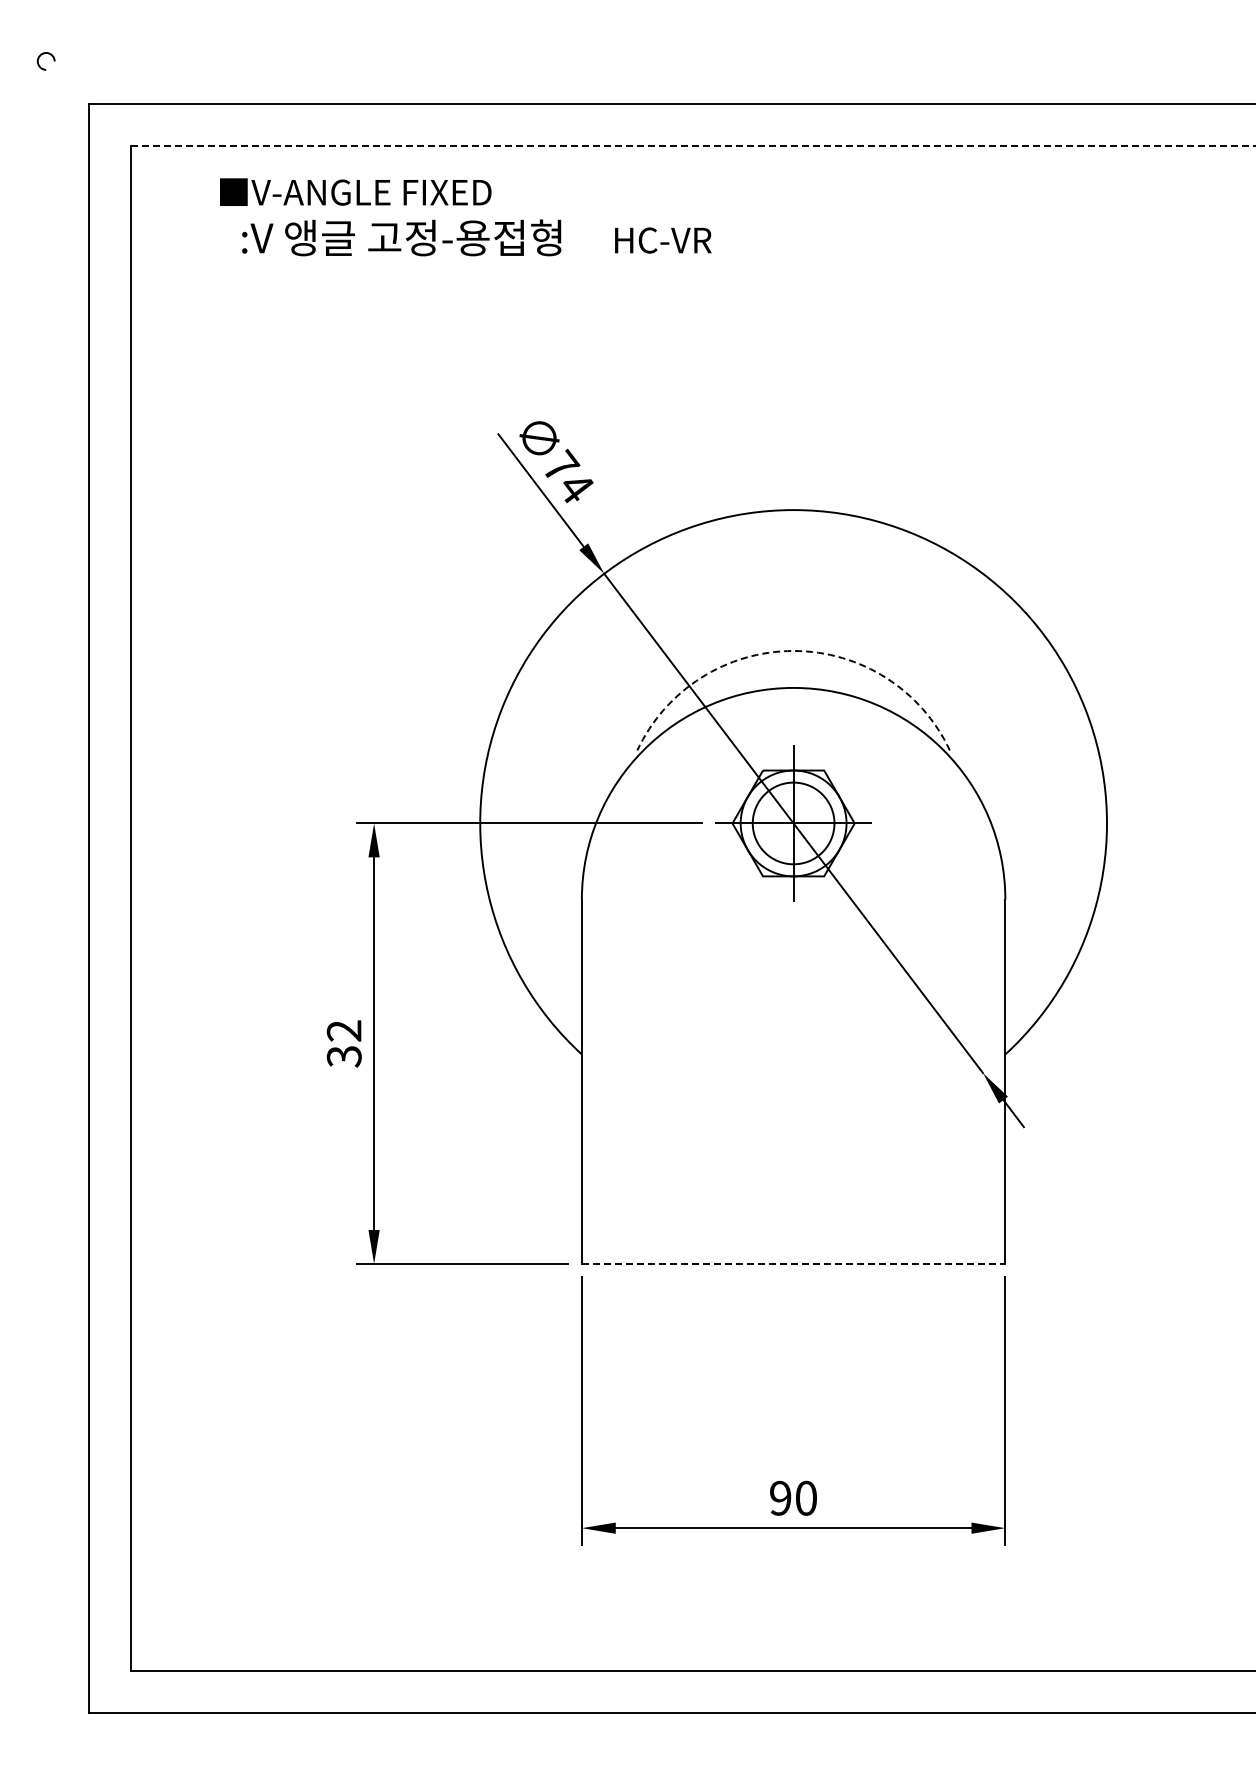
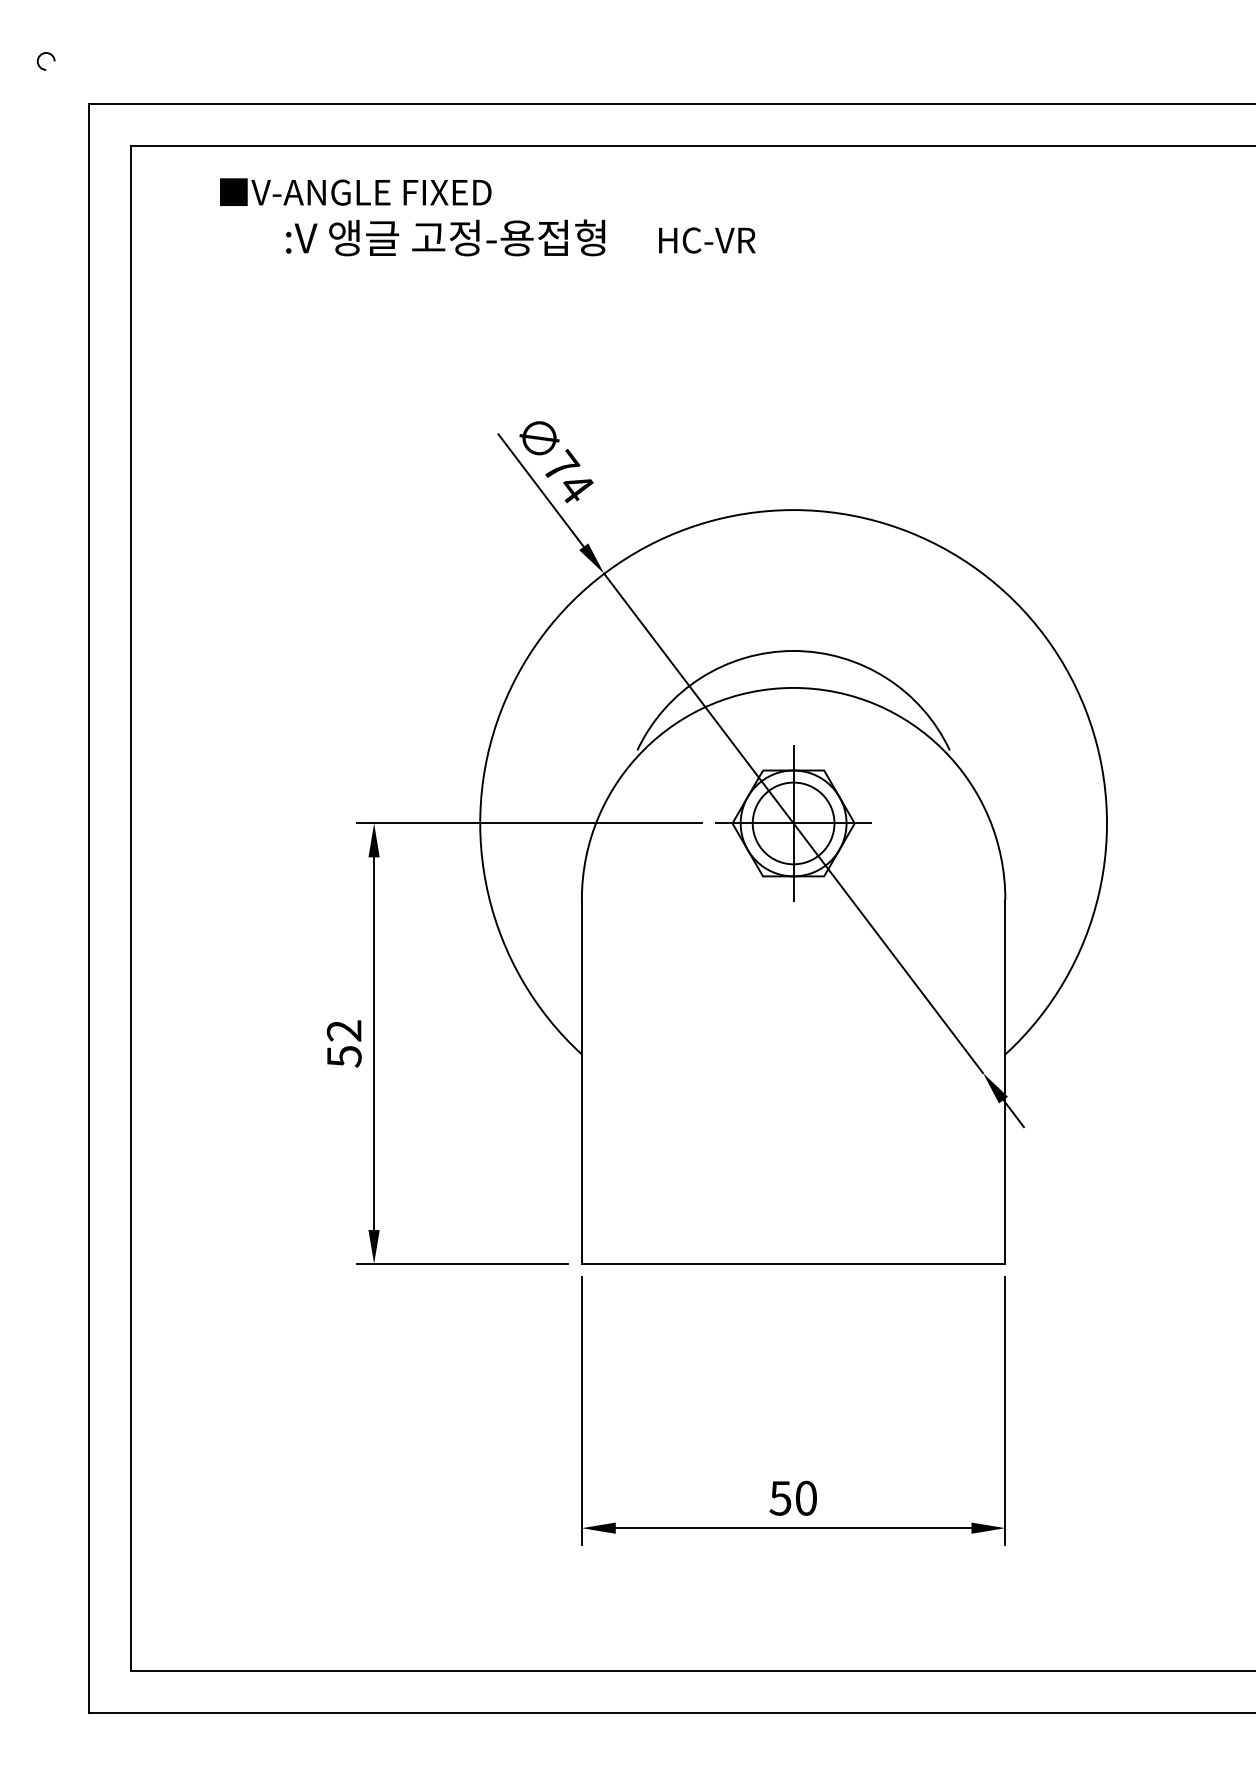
line: dashed -> solid (693, 146)
text position: (476, 237) -> (520, 237) (520, 237)
arc: dashed -> solid (793, 650)
text: 32 -> 52 (343, 1056)
line: dashed -> solid (793, 1263)
text: 90 -> 50 (780, 1497)
